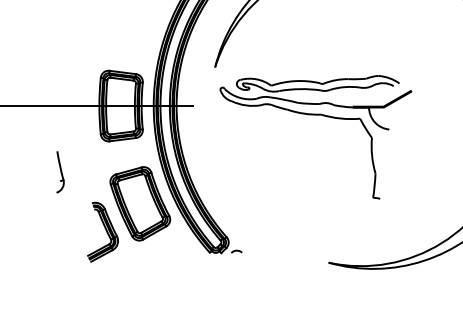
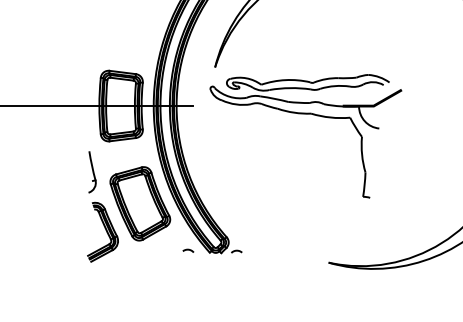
part position: (315, 115) -> (305, 114) (305, 114)
part position: (60, 172) -> (92, 172) (92, 172)
curve: none -> present (188, 250)
